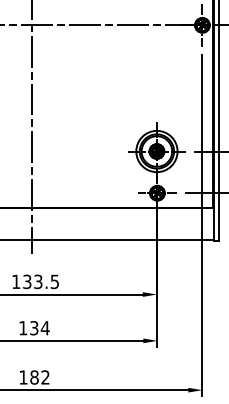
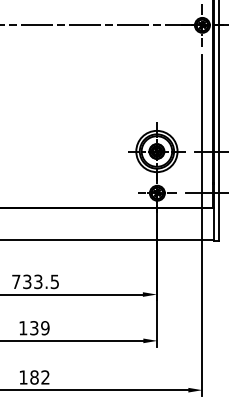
line: present -> none (31, 128)
text: 133.5 -> 733.5 (16, 281)
text: 134 -> 139 (44, 328)
